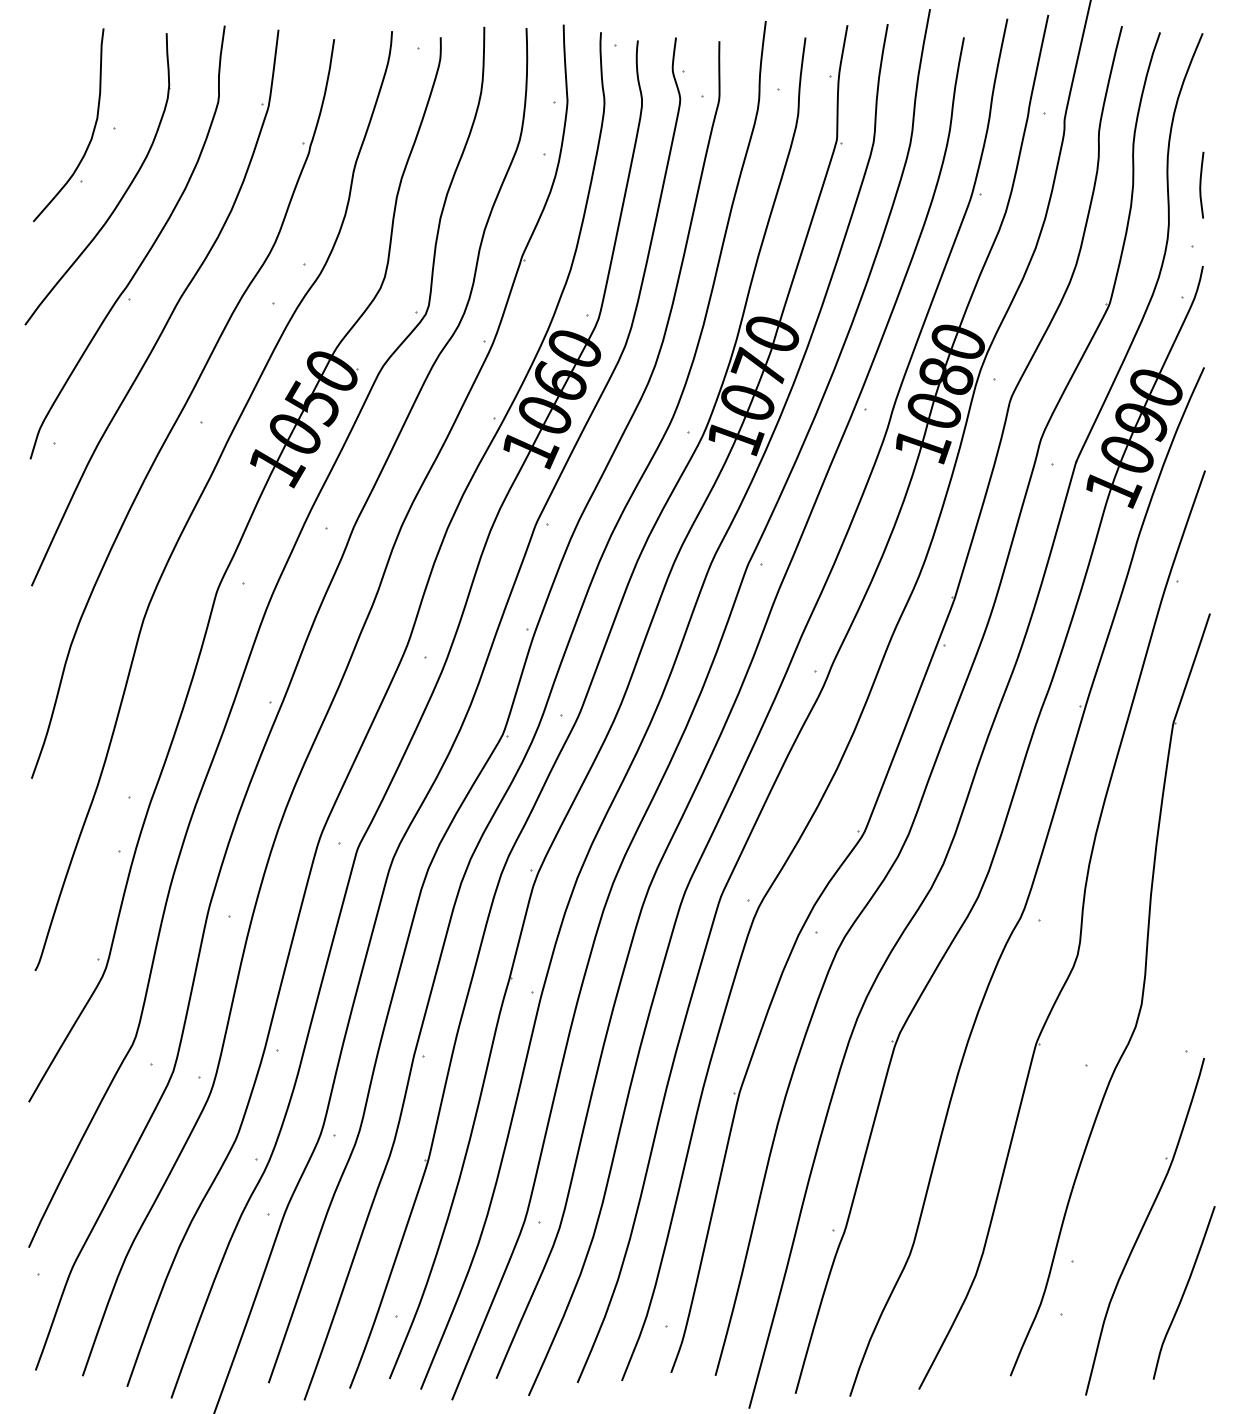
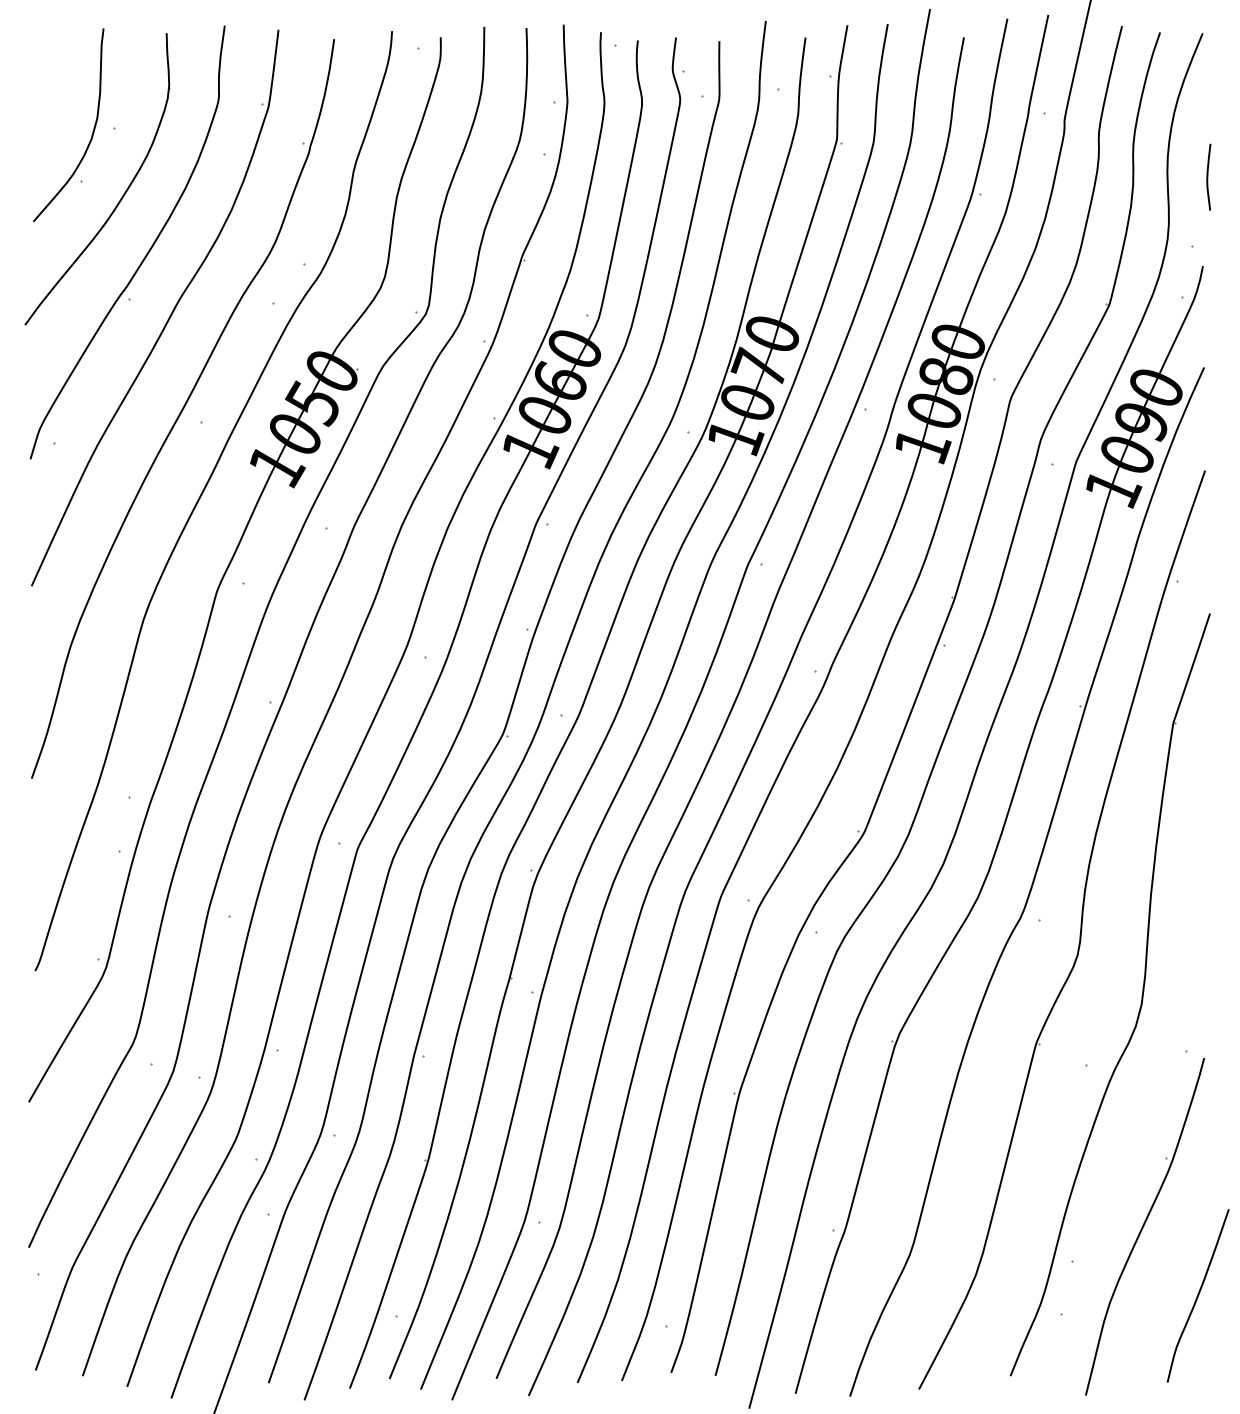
curve position: (1201, 184) -> (1208, 176) (1208, 176)
curve position: (1183, 1292) -> (1197, 1295) (1197, 1295)
